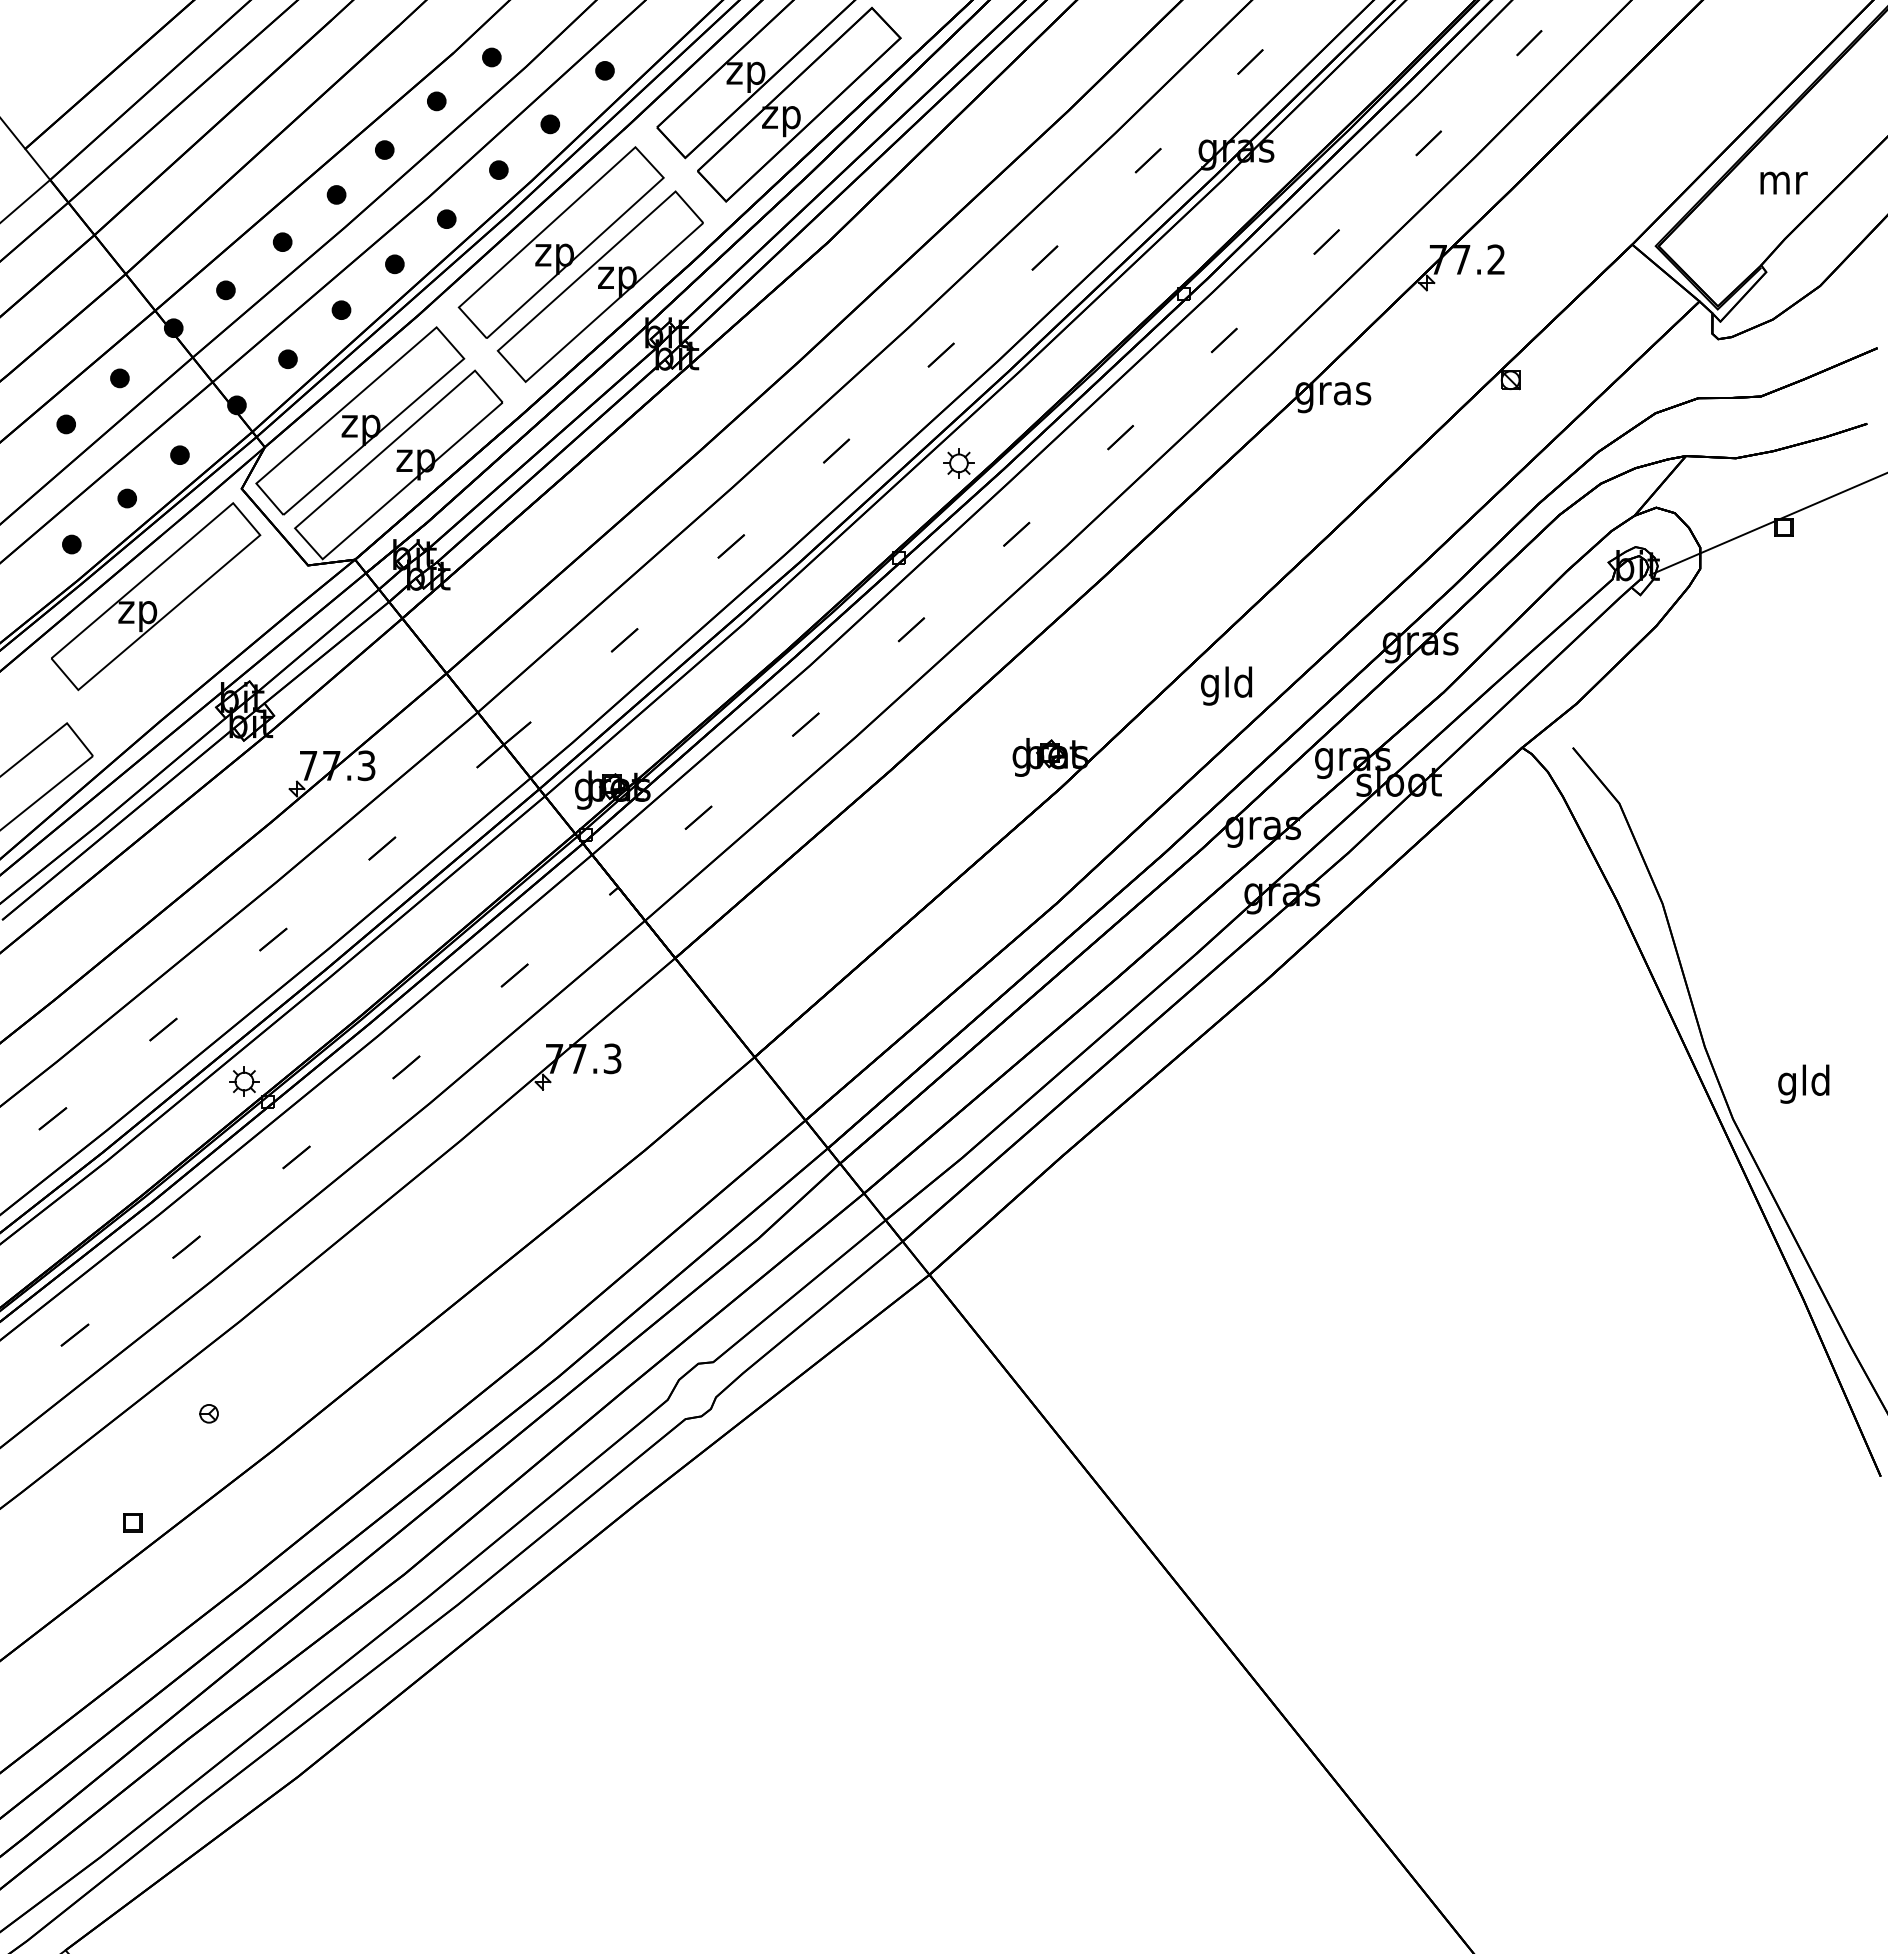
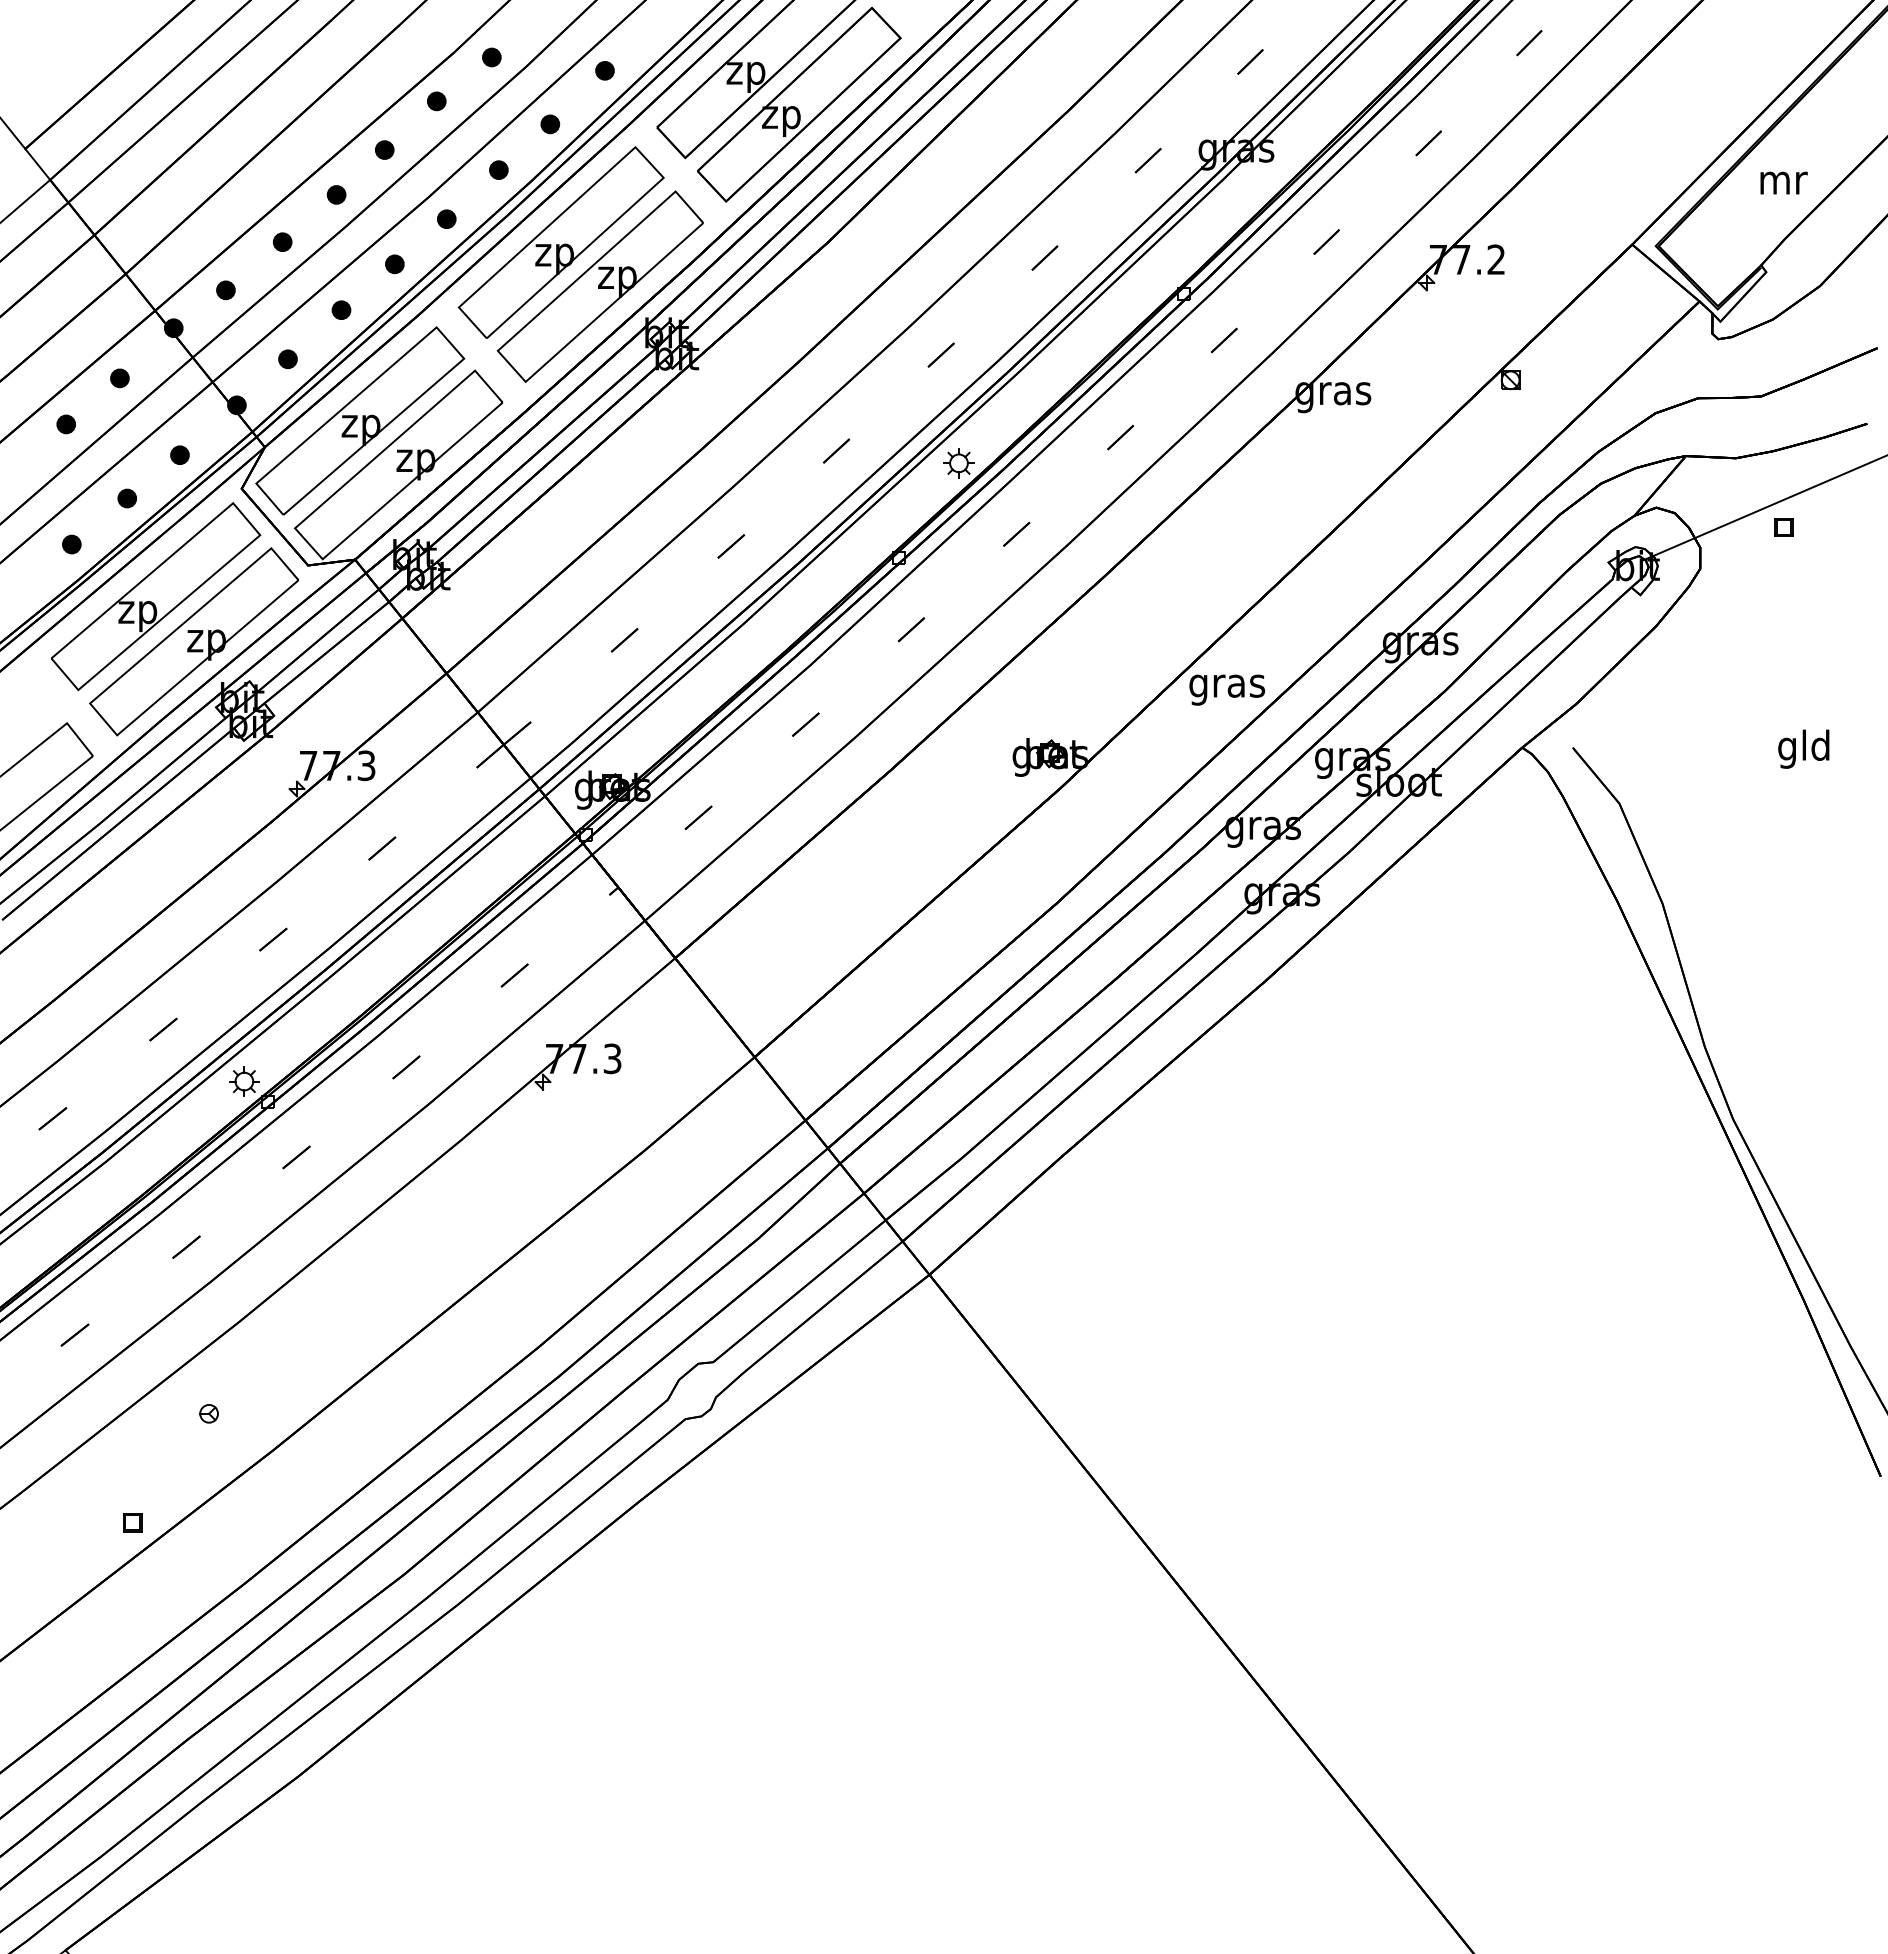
line position: (1766, 524) -> (1763, 508) (1763, 508)
part: none -> present (193, 641)
text: gld -> gras (1227, 685)
text position: (1803, 1083) -> (1803, 748) (1803, 748)
